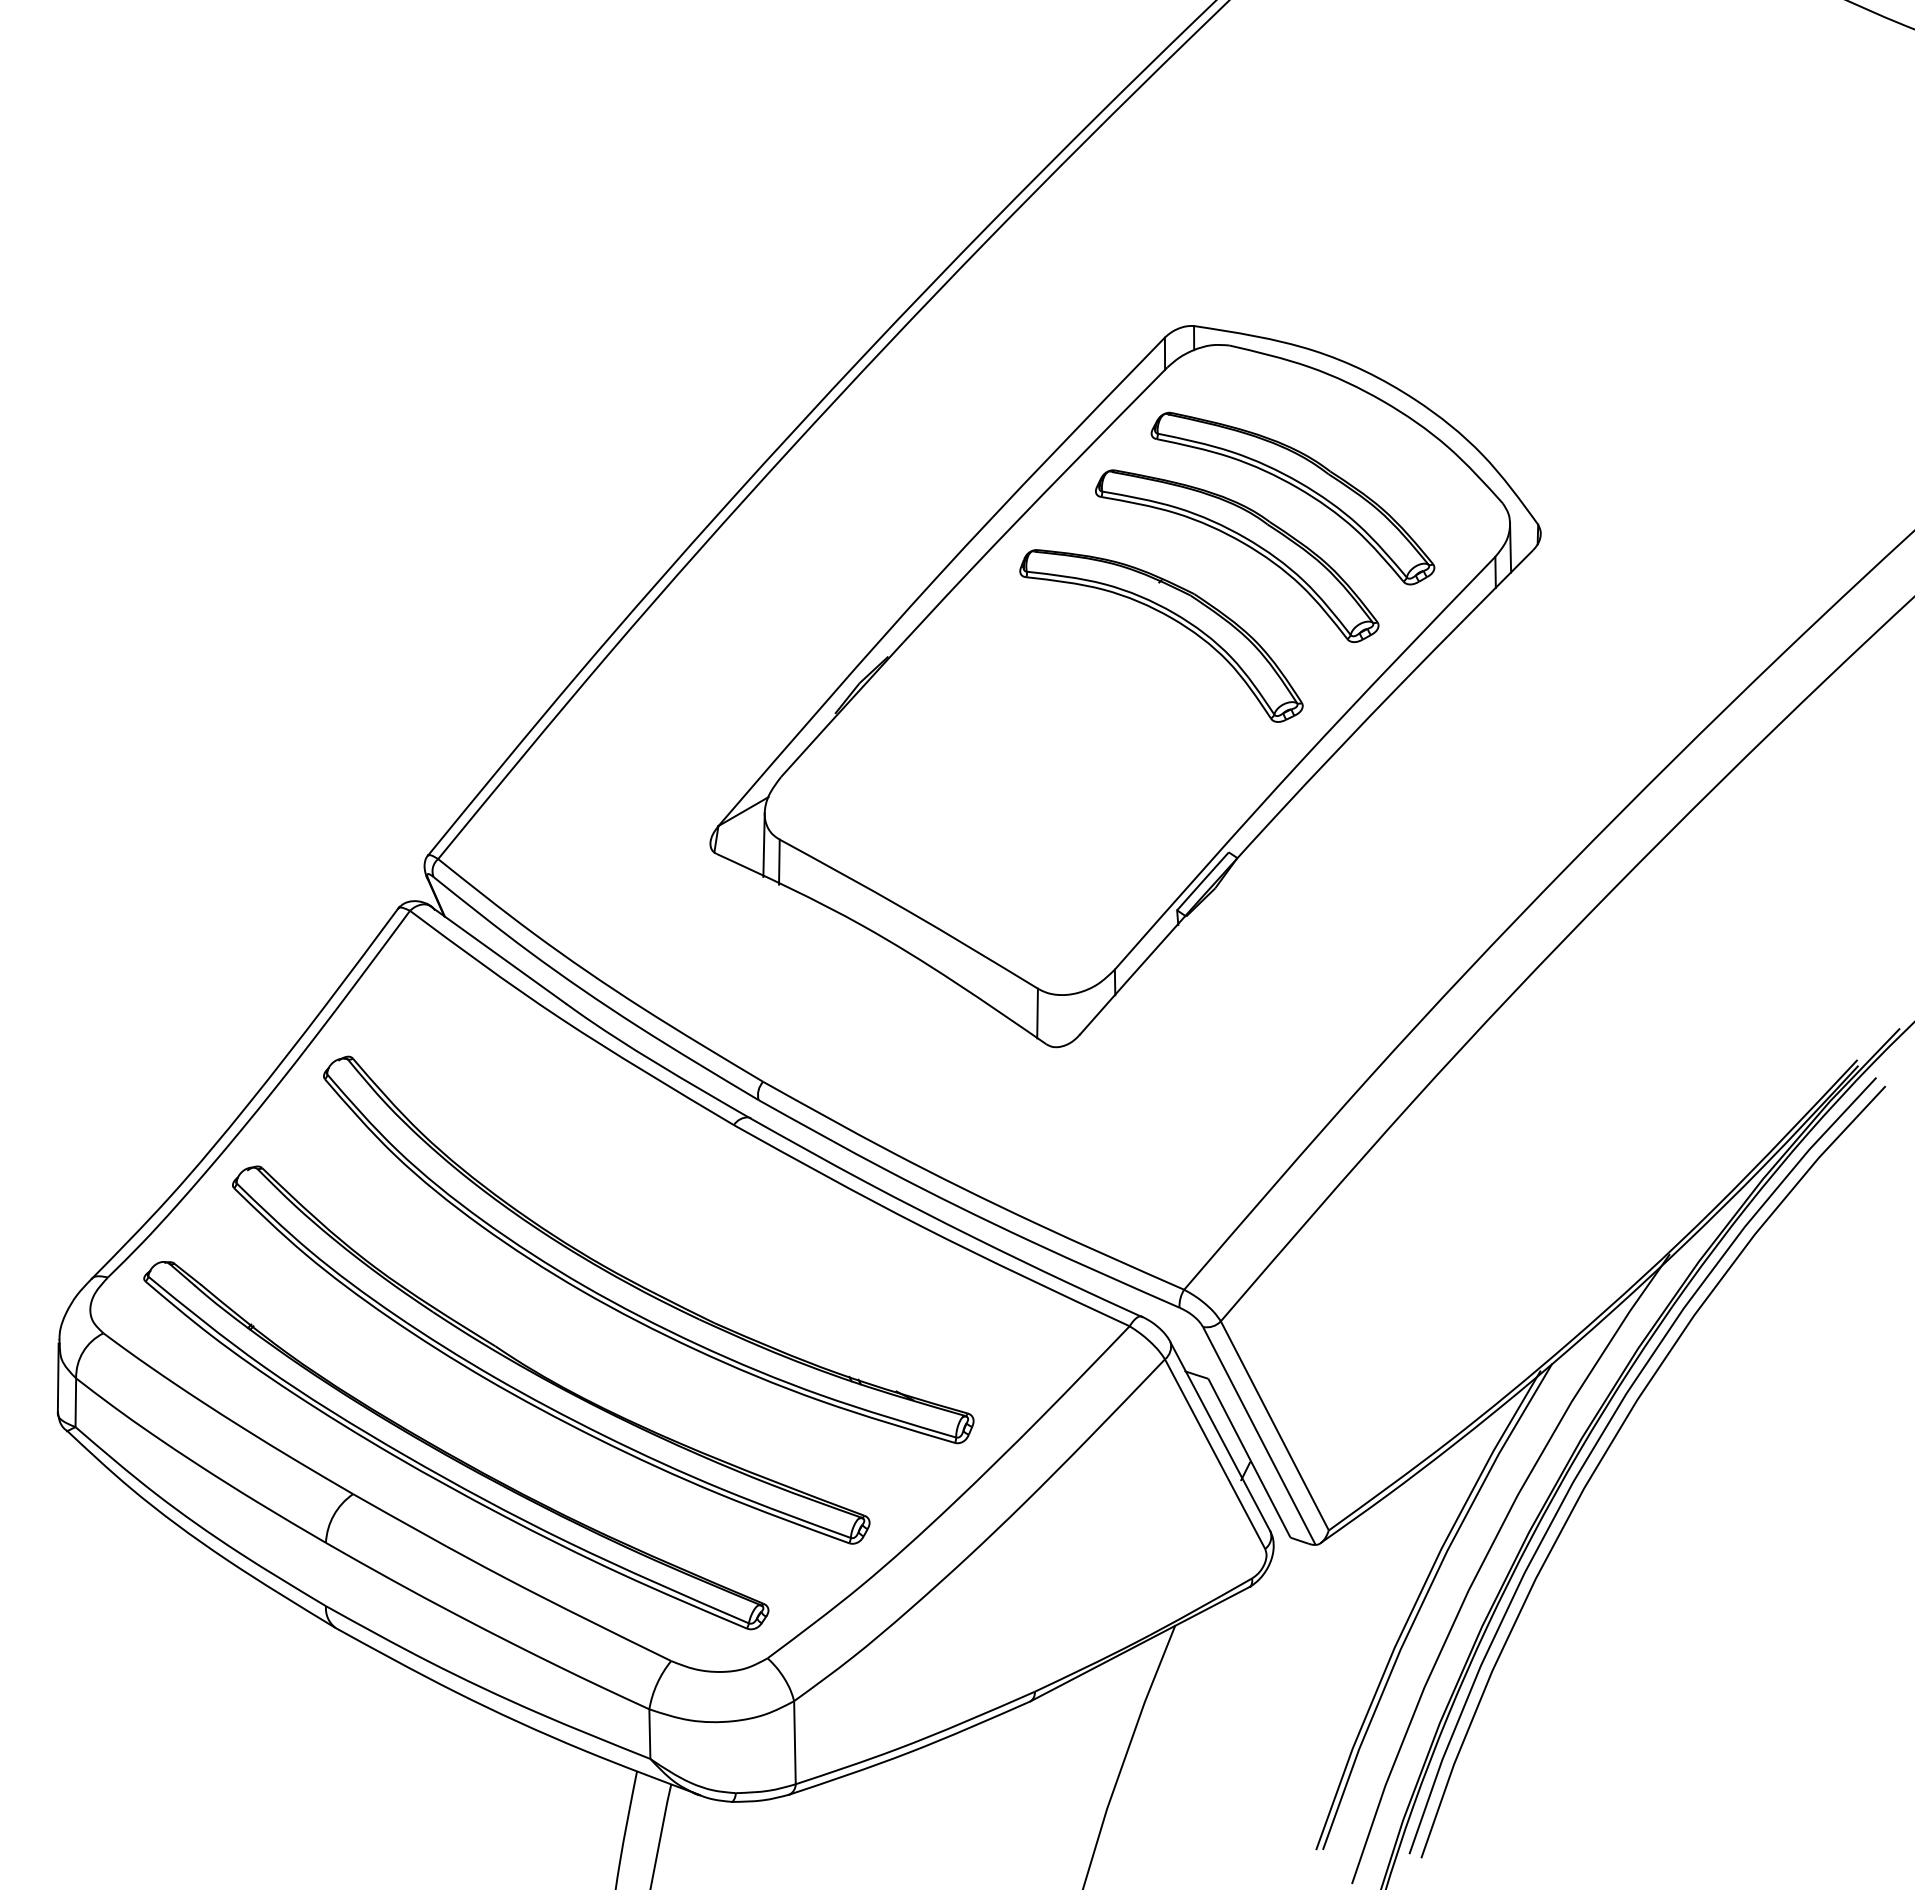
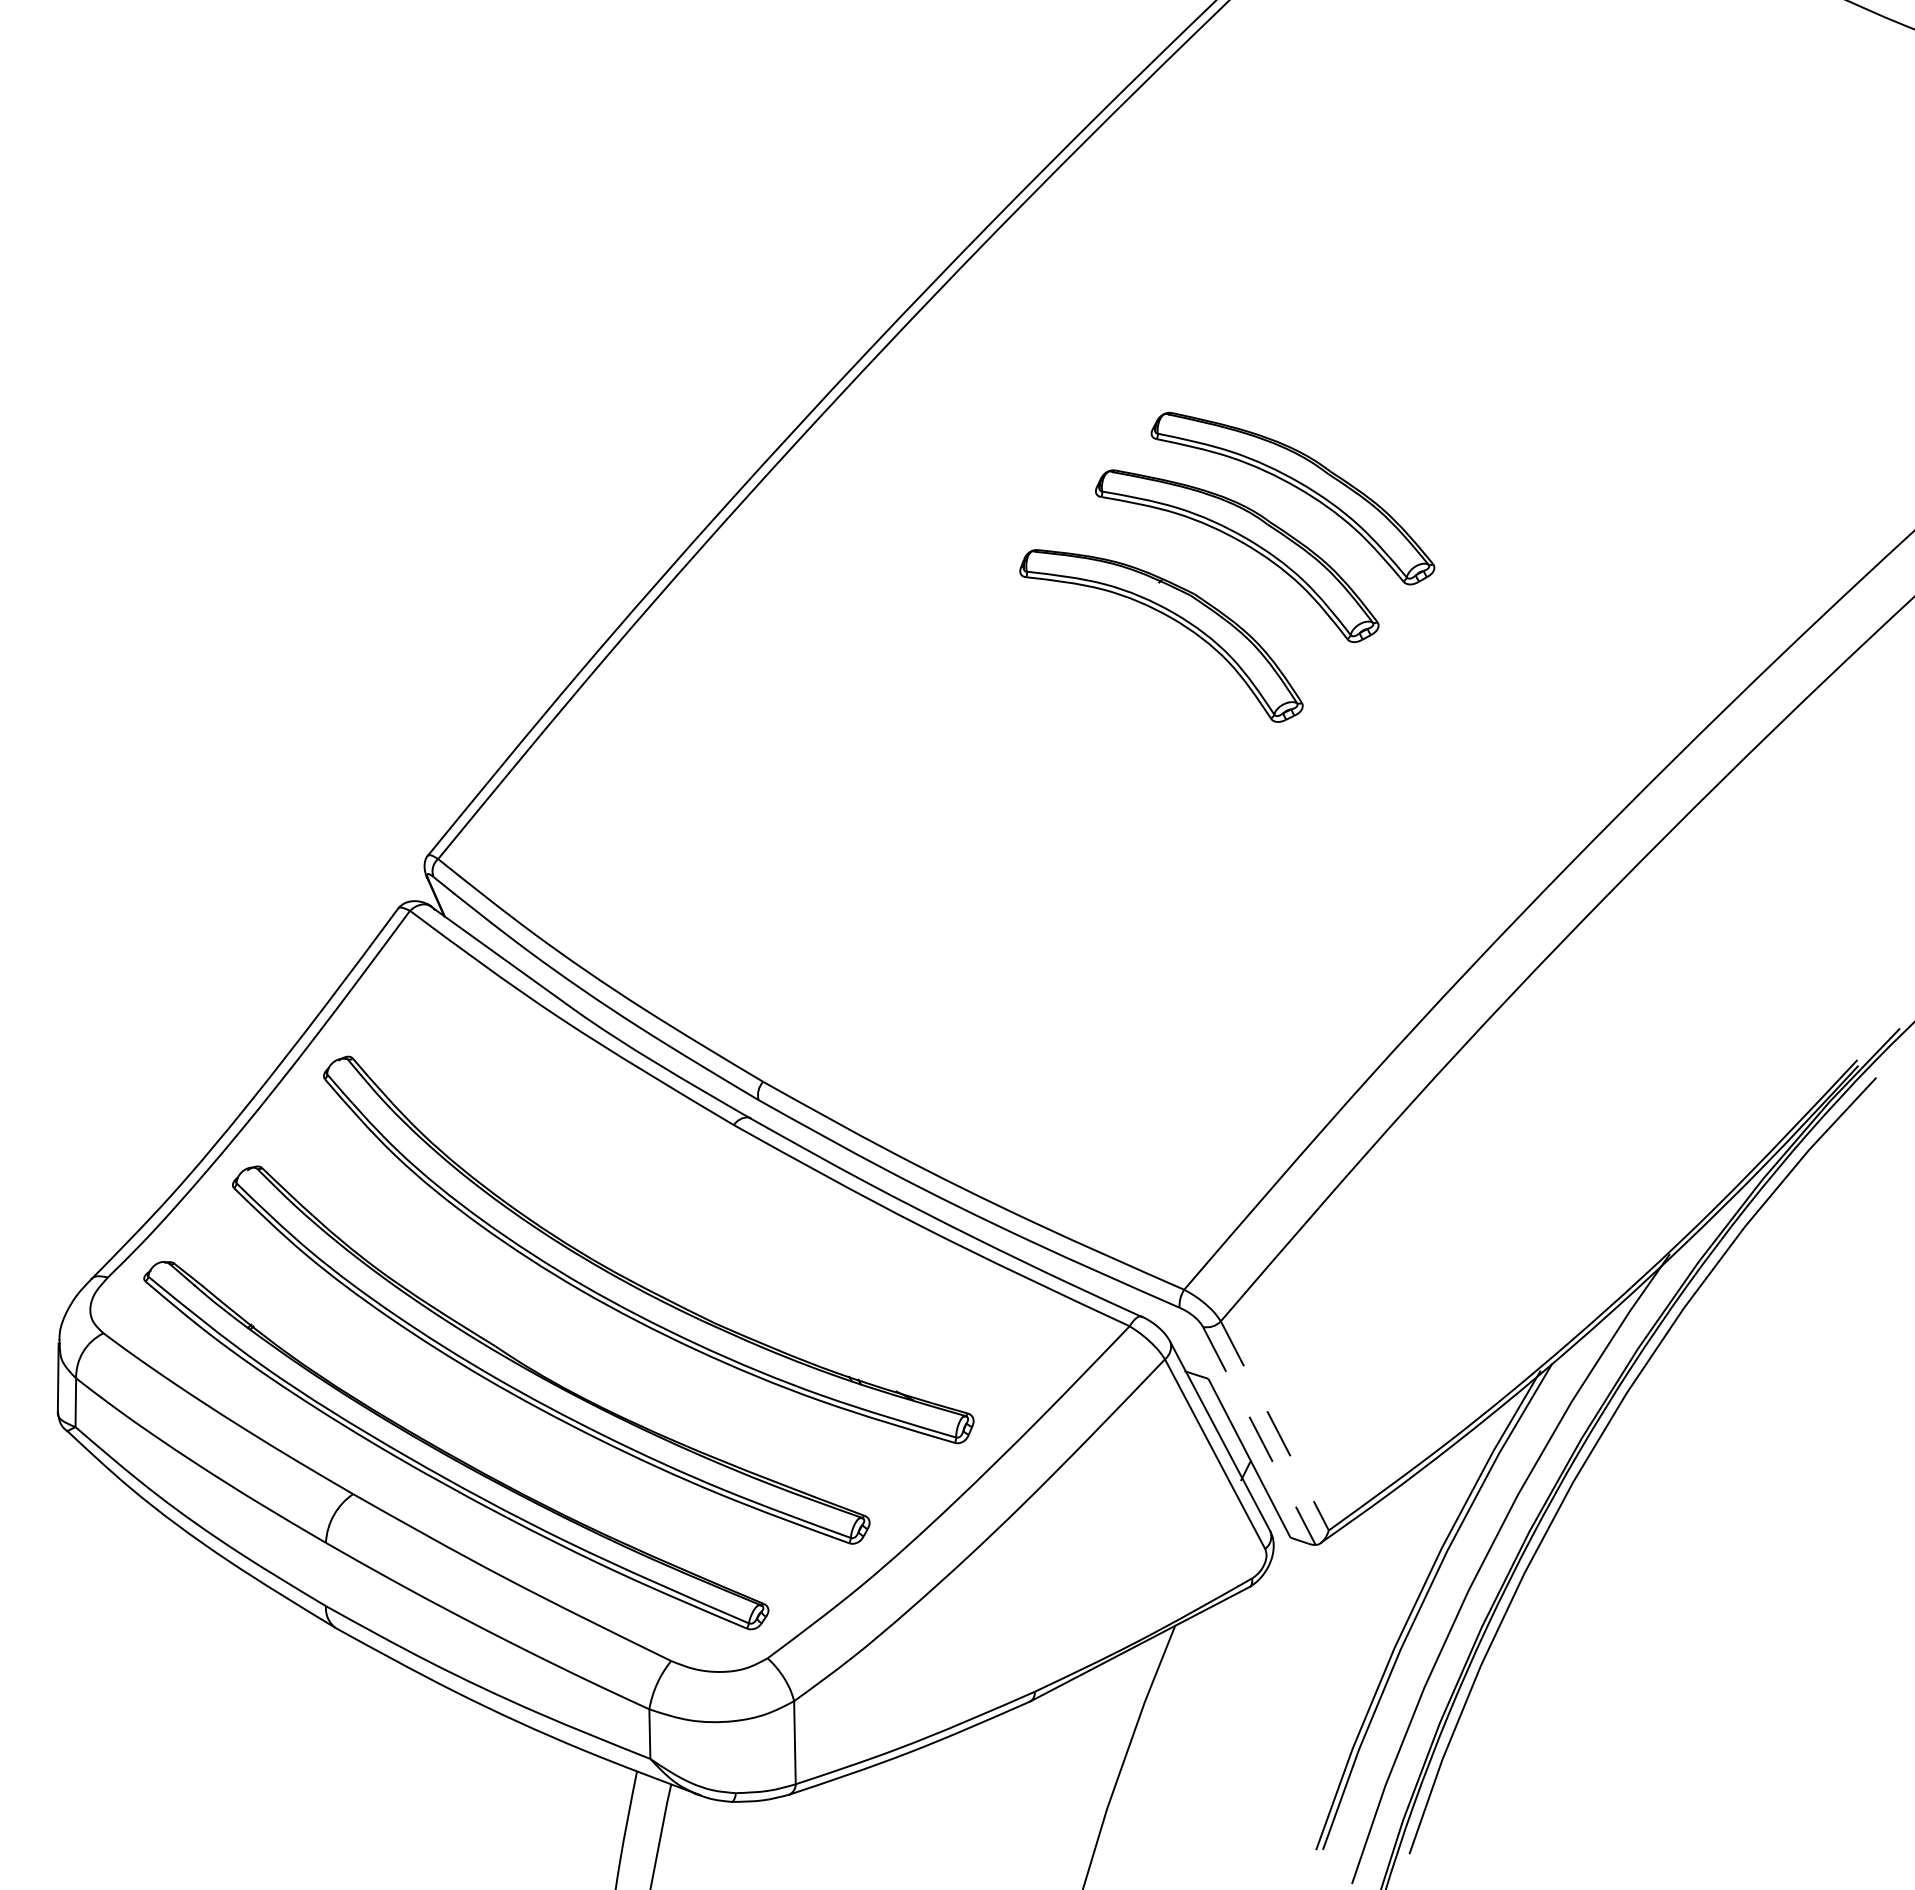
part: present -> none (1125, 686)
line: solid -> dashed (1275, 1426)
line: solid -> dashed (1259, 1436)
curve: present -> none (1611, 1445)
